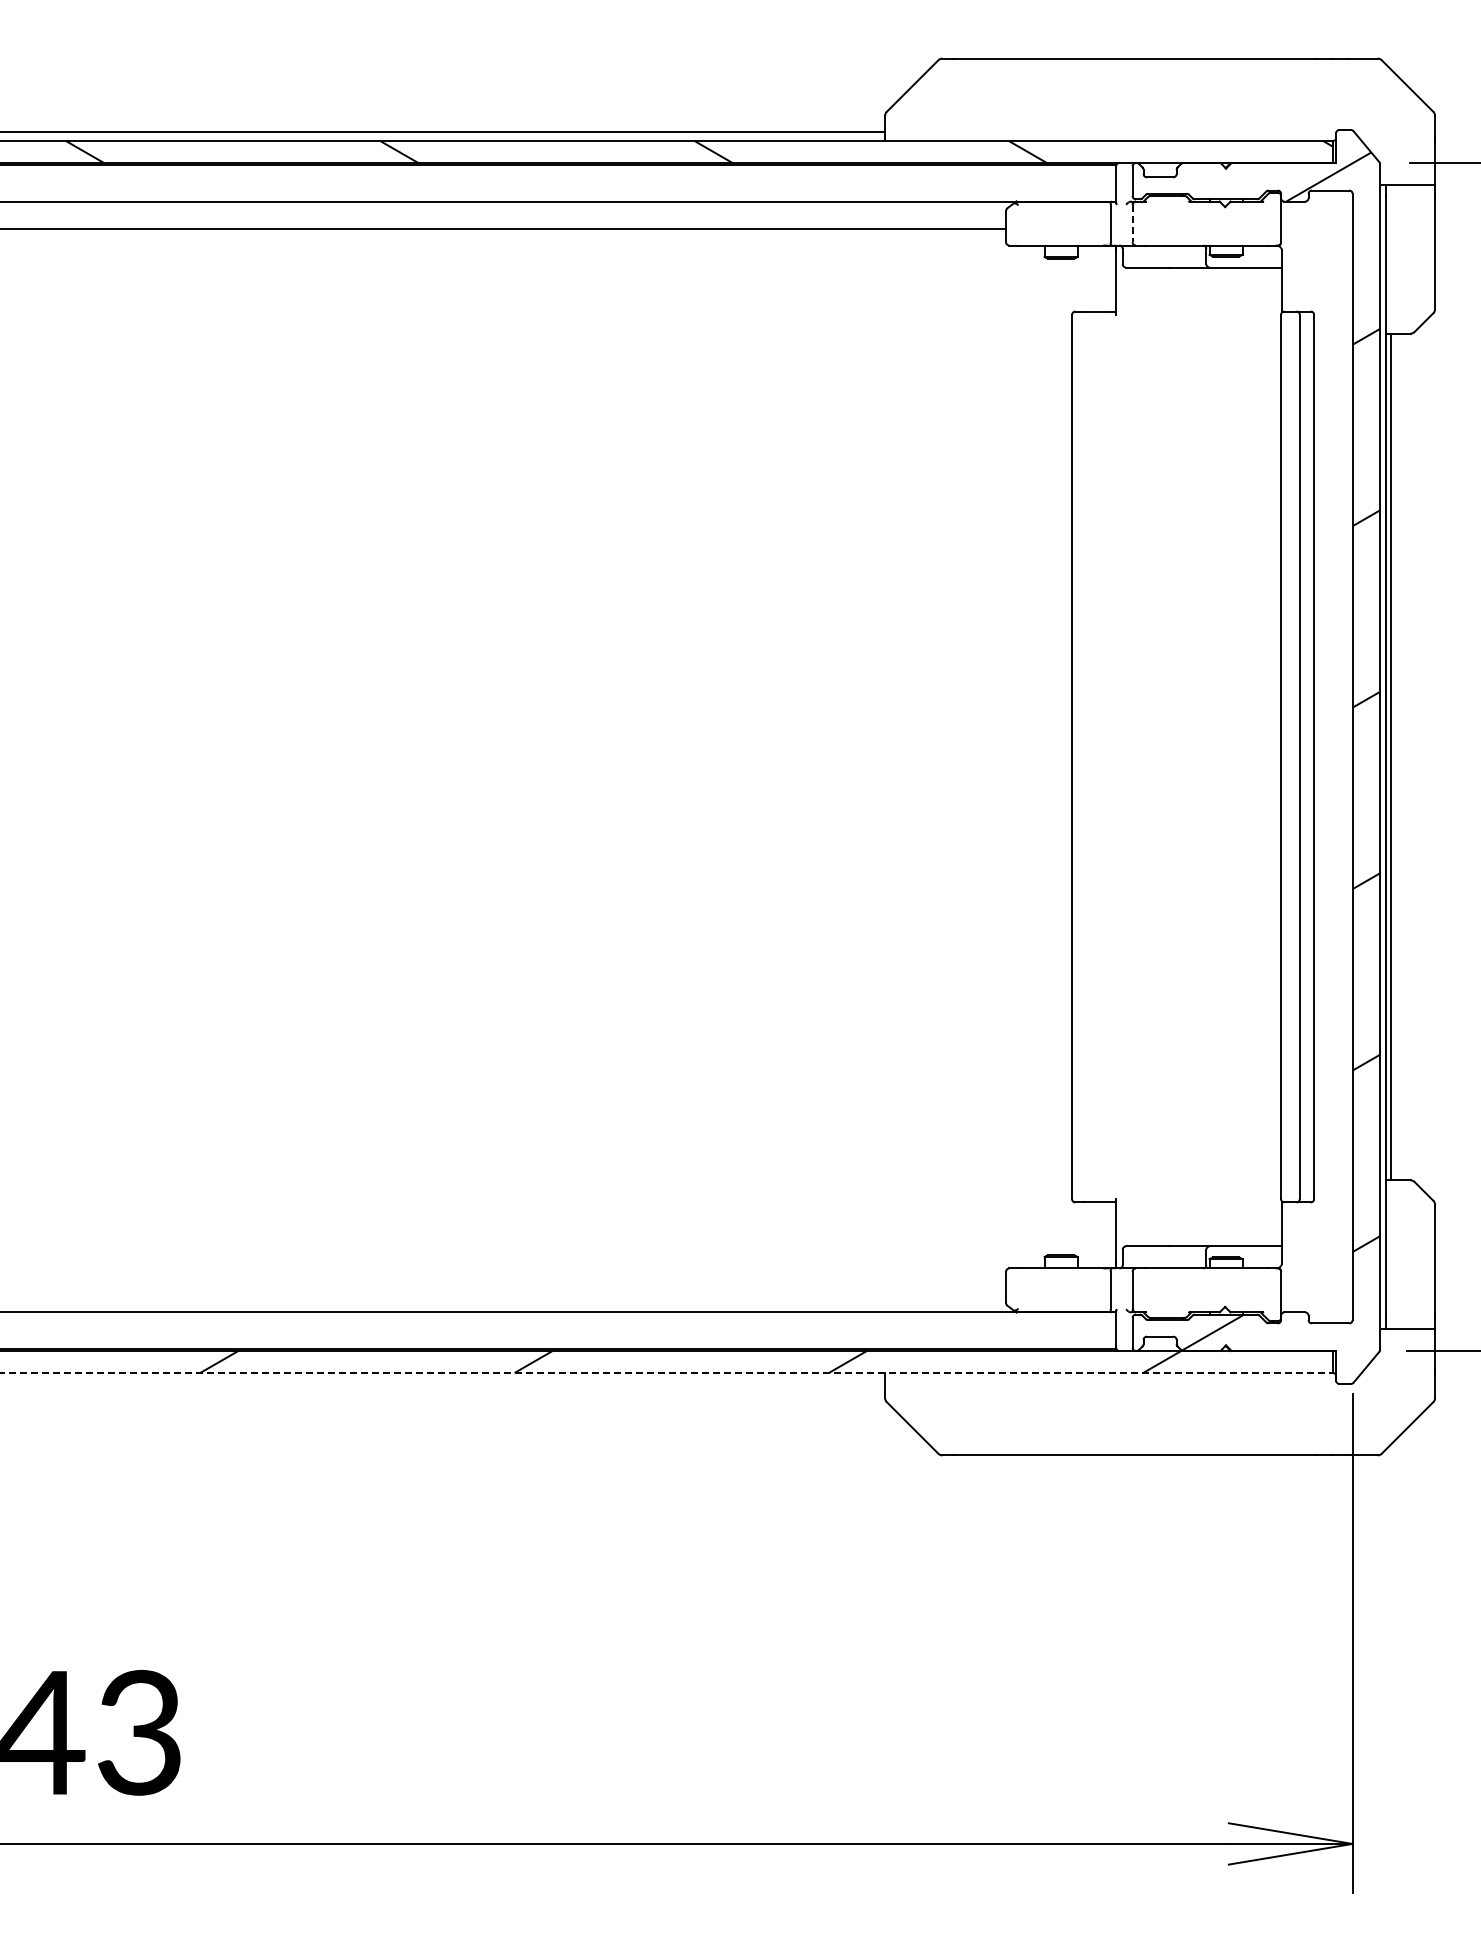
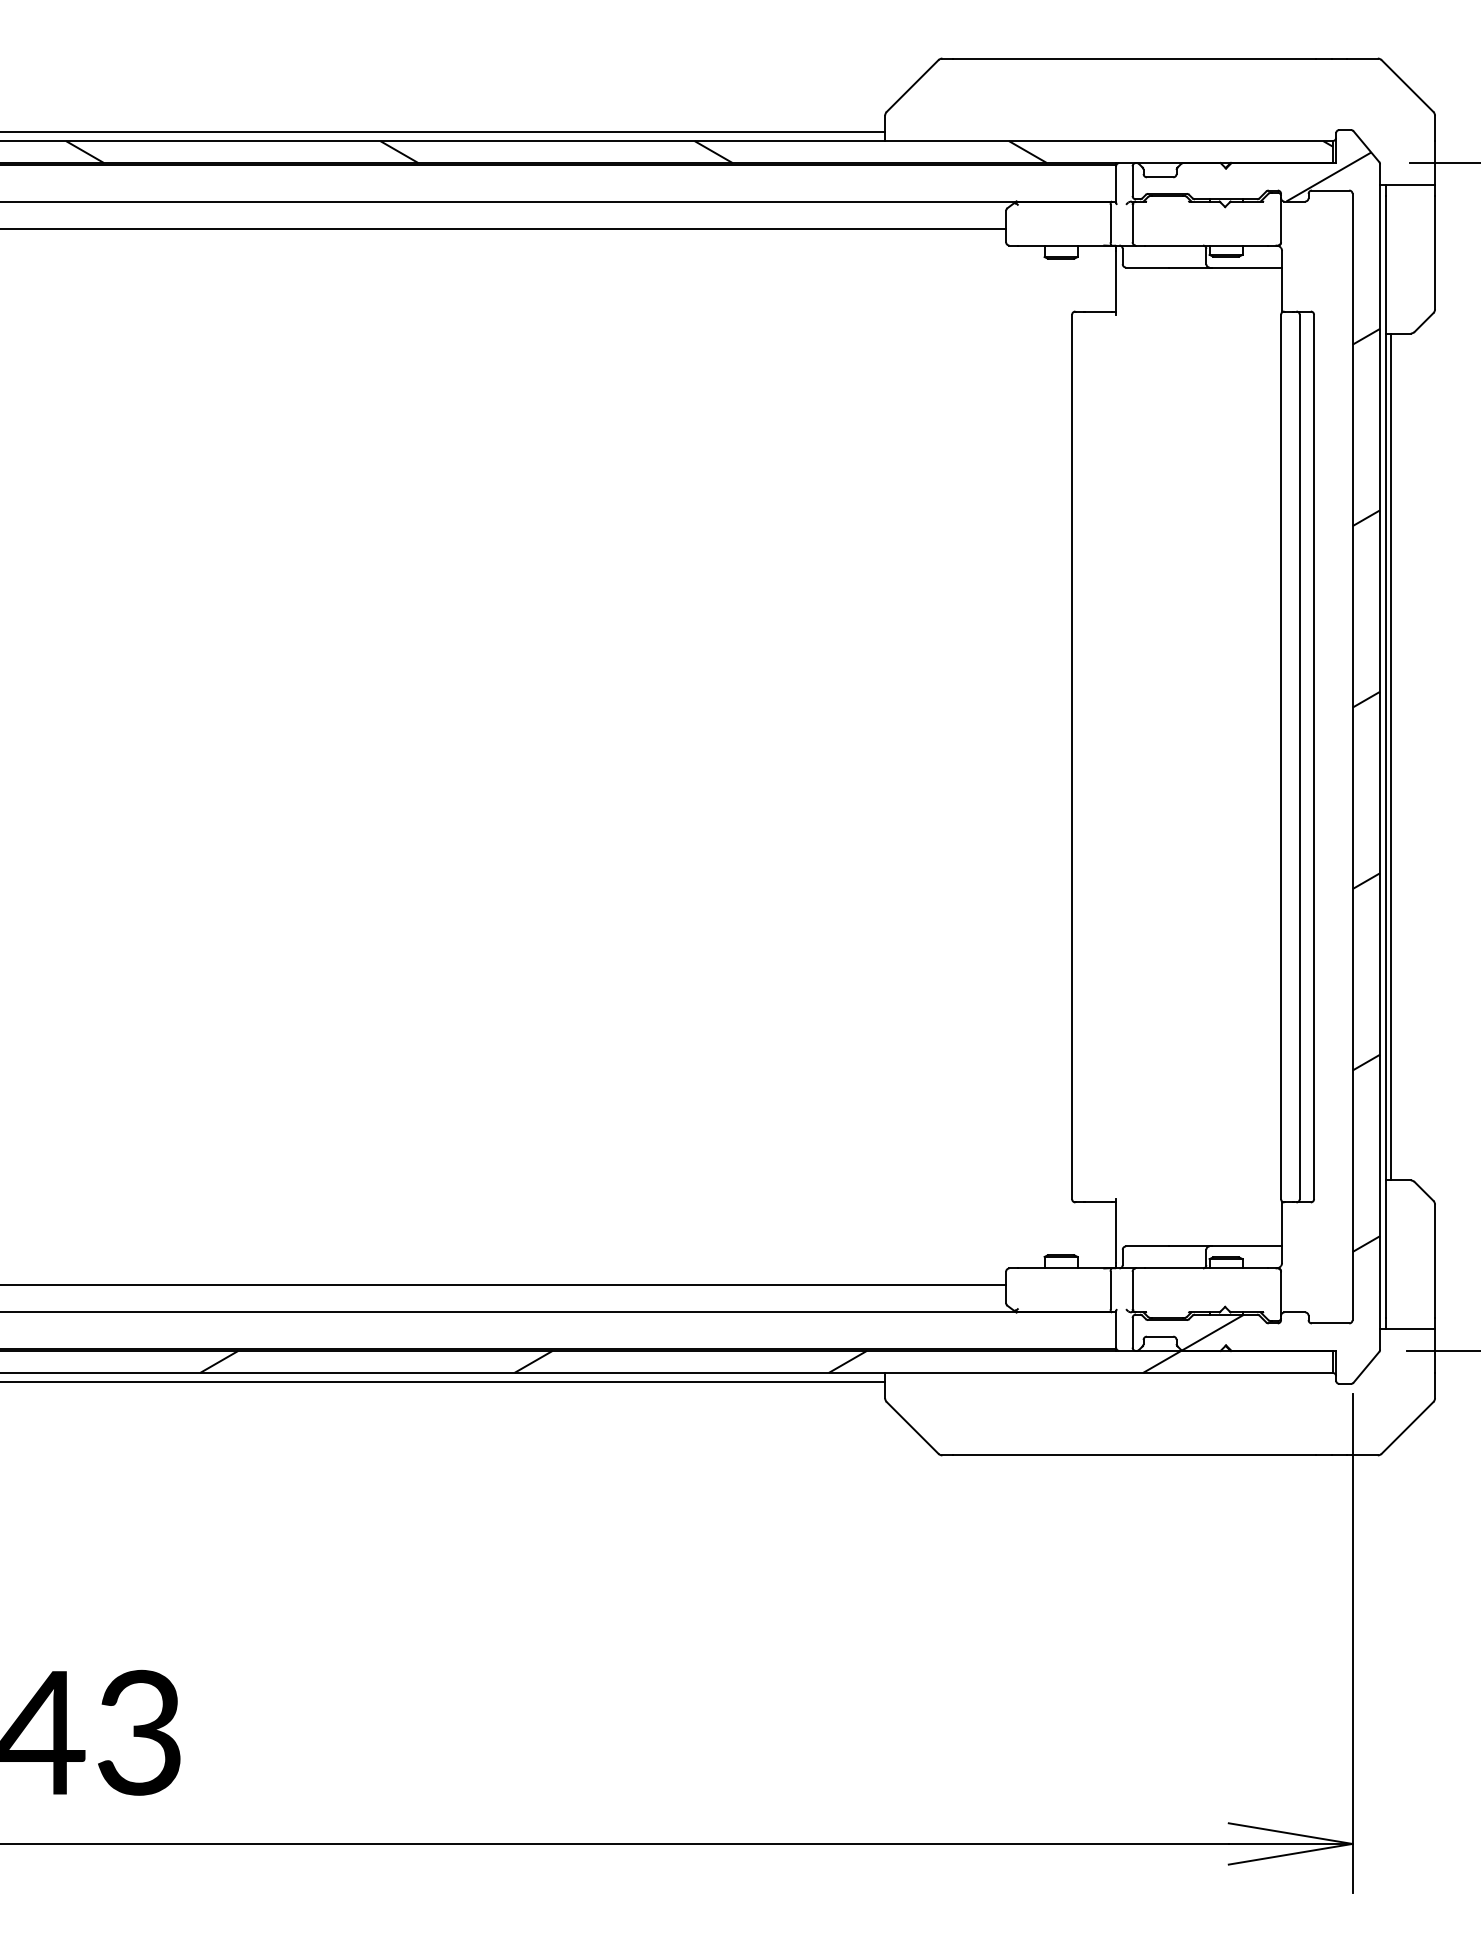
line: dashed -> solid (1132, 223)
line: none -> present (504, 1284)
line: dashed -> solid (667, 1372)
line: none -> present (443, 1381)
